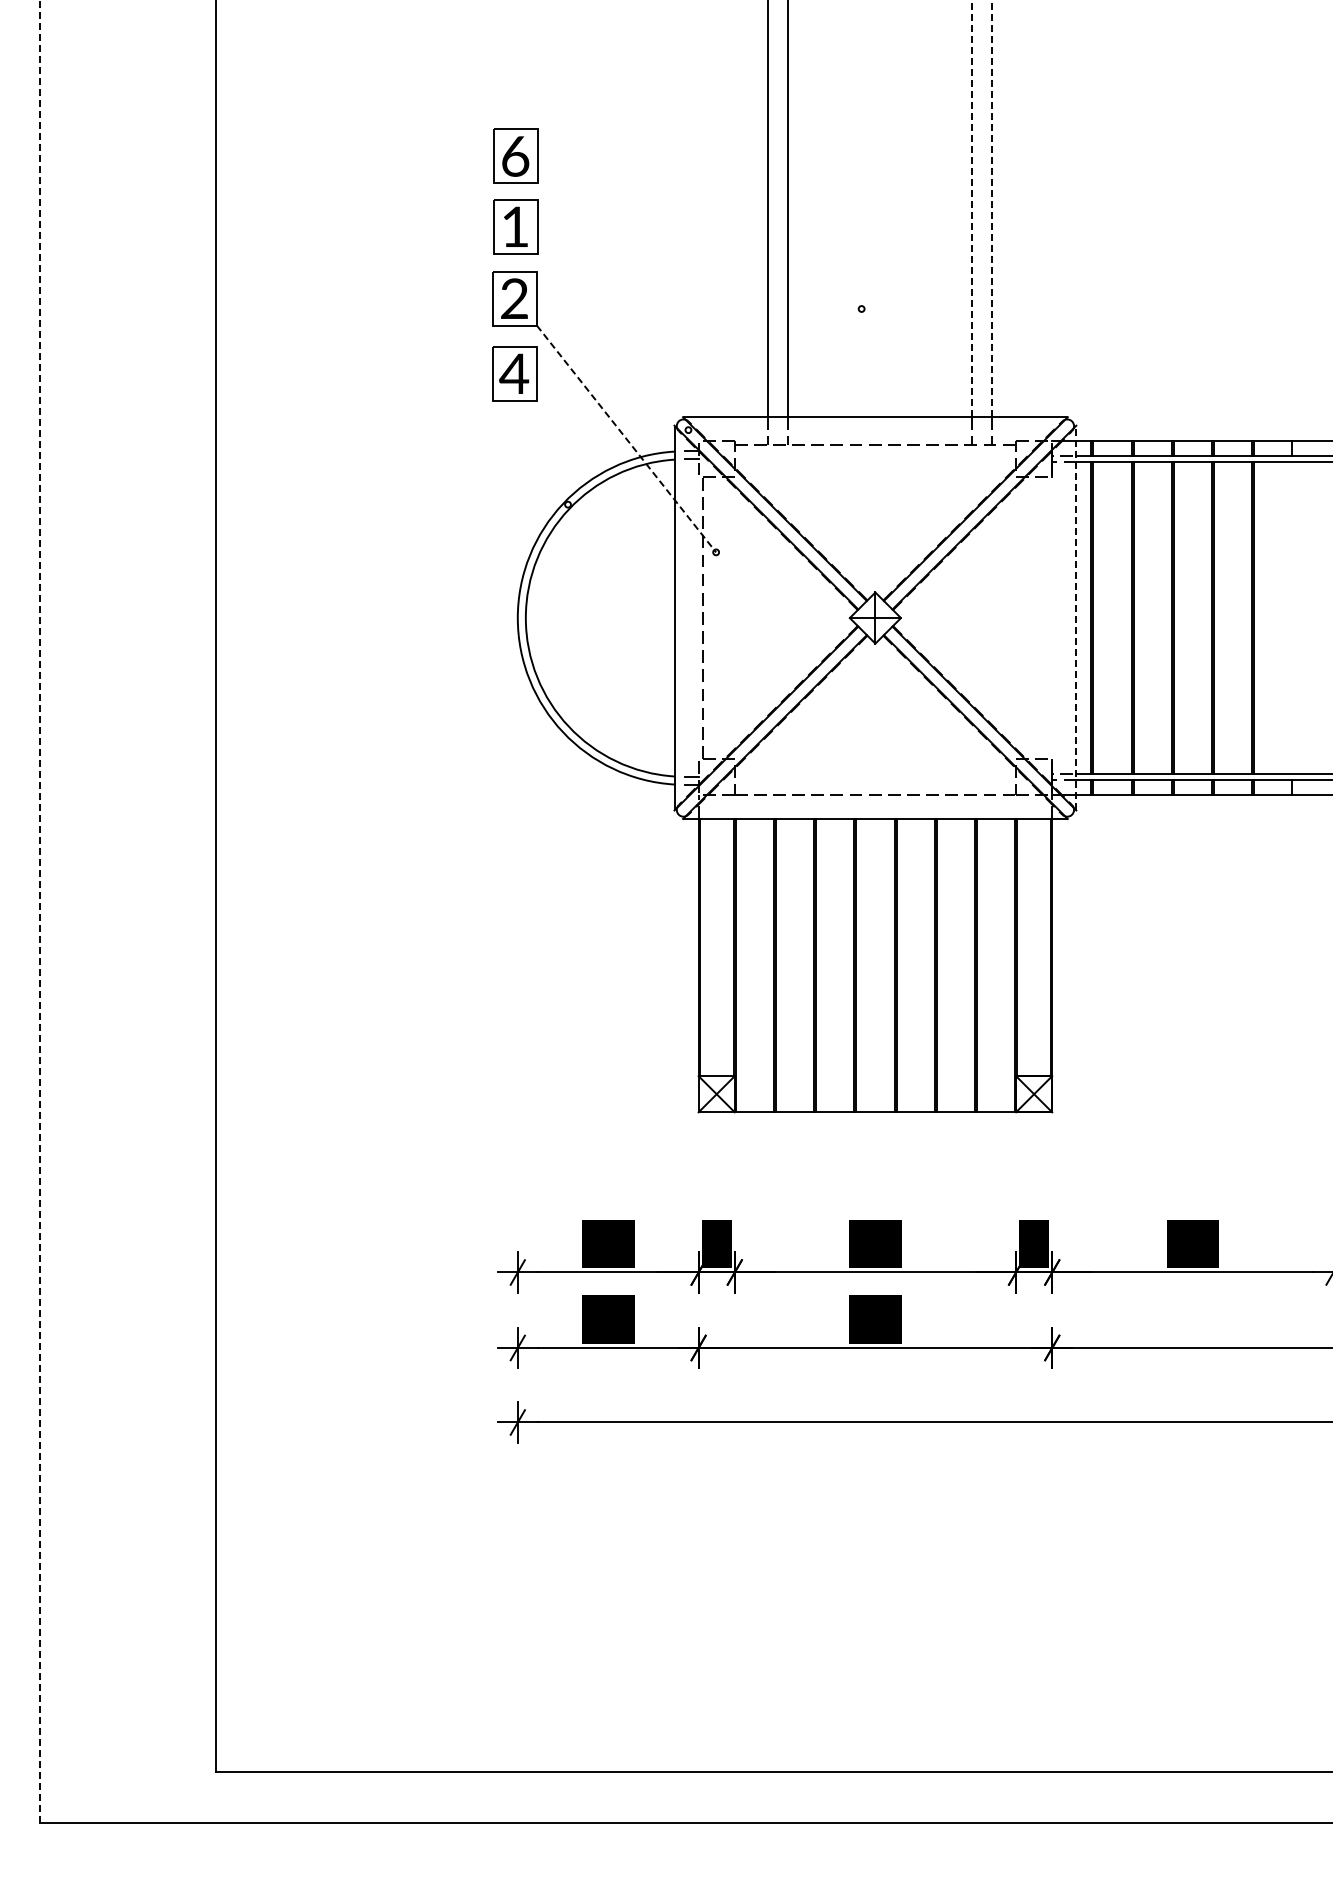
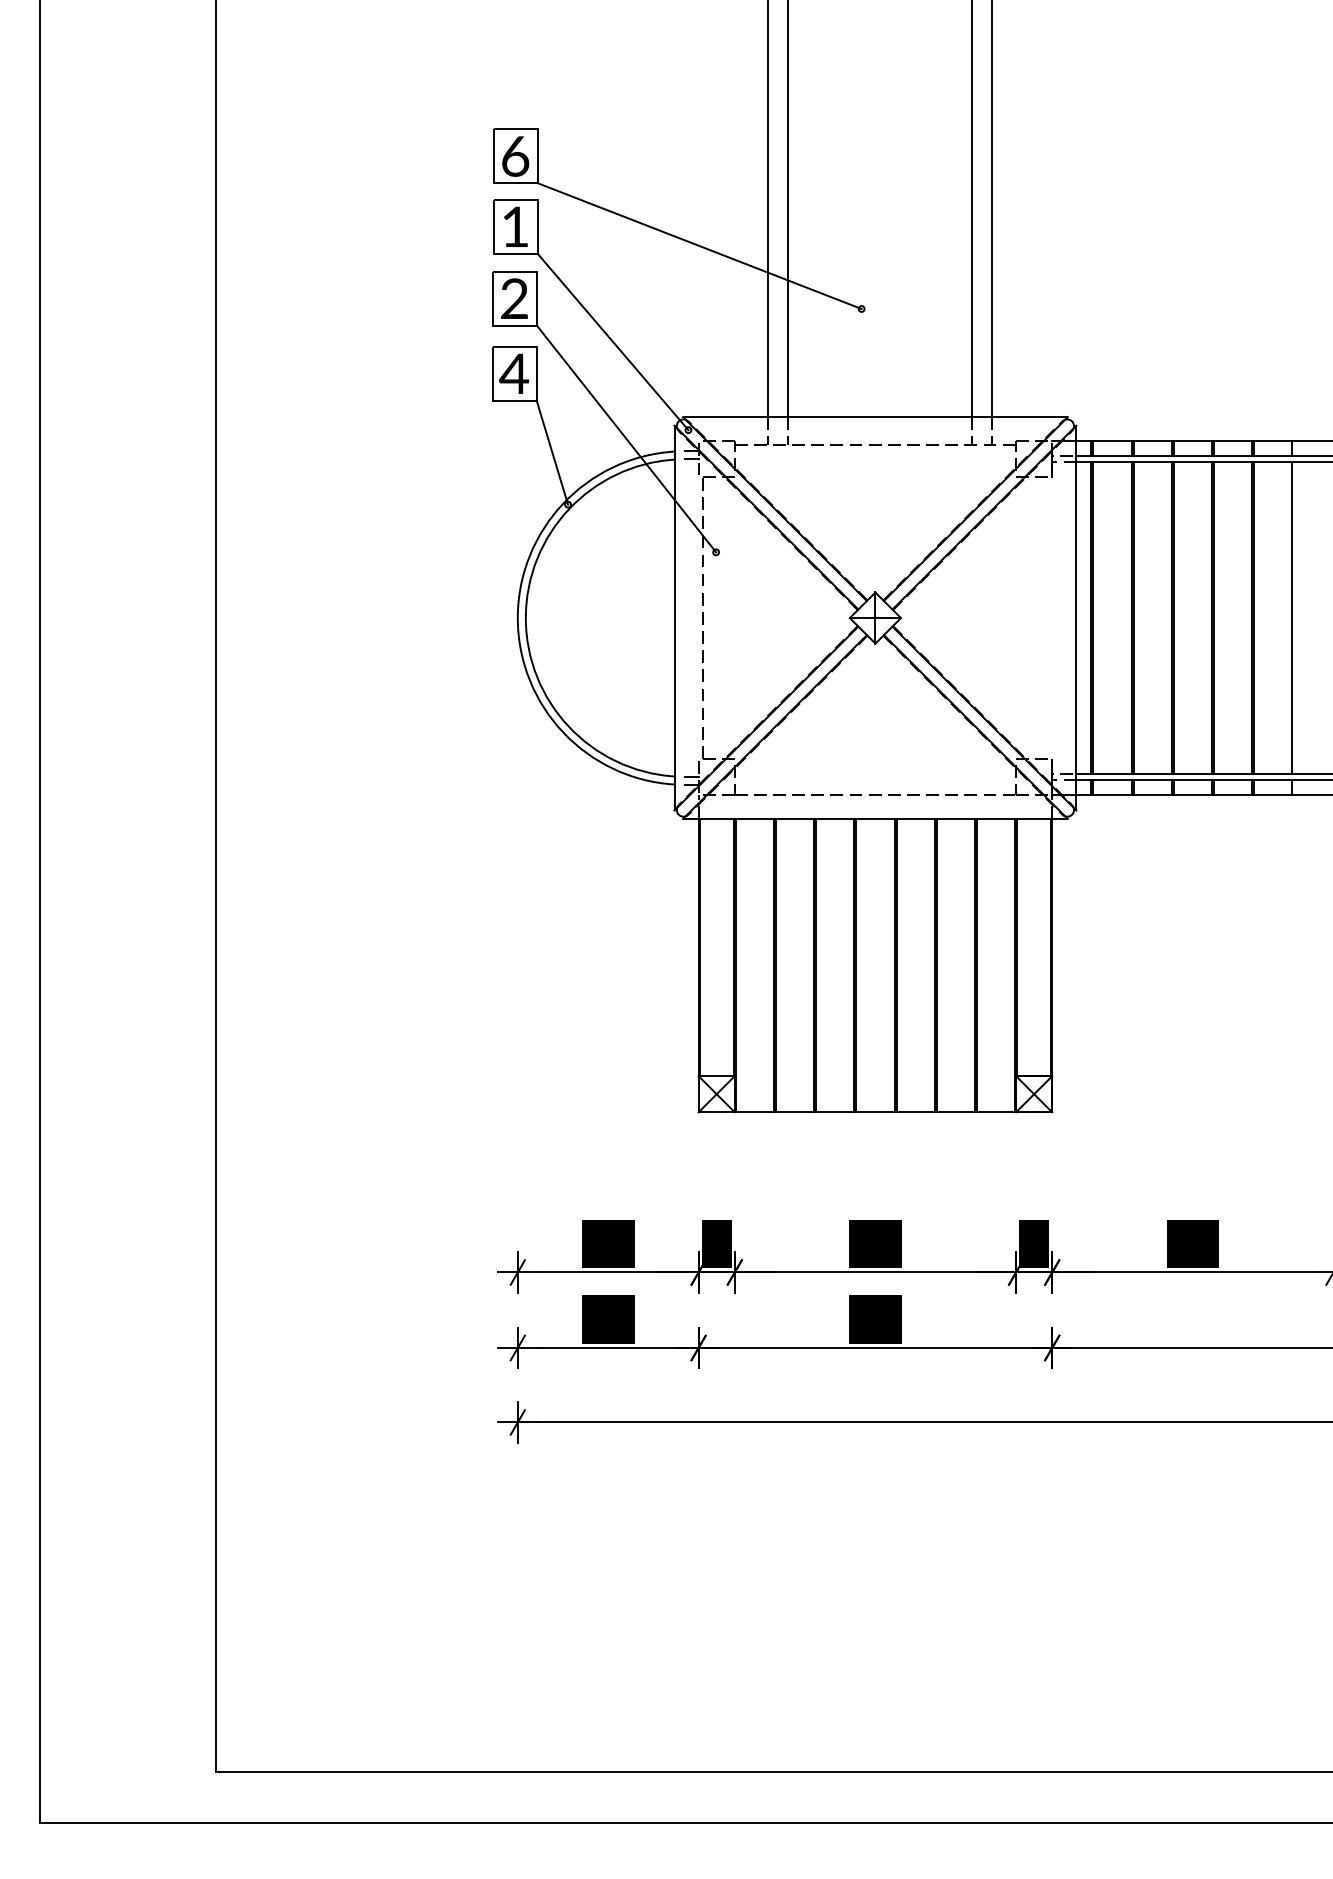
line: dashed -> solid (972, 209)
line: dashed -> solid (991, 209)
line: none -> present (699, 246)
line: none -> present (612, 341)
line: dashed -> solid (626, 438)
line: none -> present (552, 452)
line: dashed -> solid (1076, 617)
line: none -> present (1292, 617)
line: dashed -> solid (40, 910)
